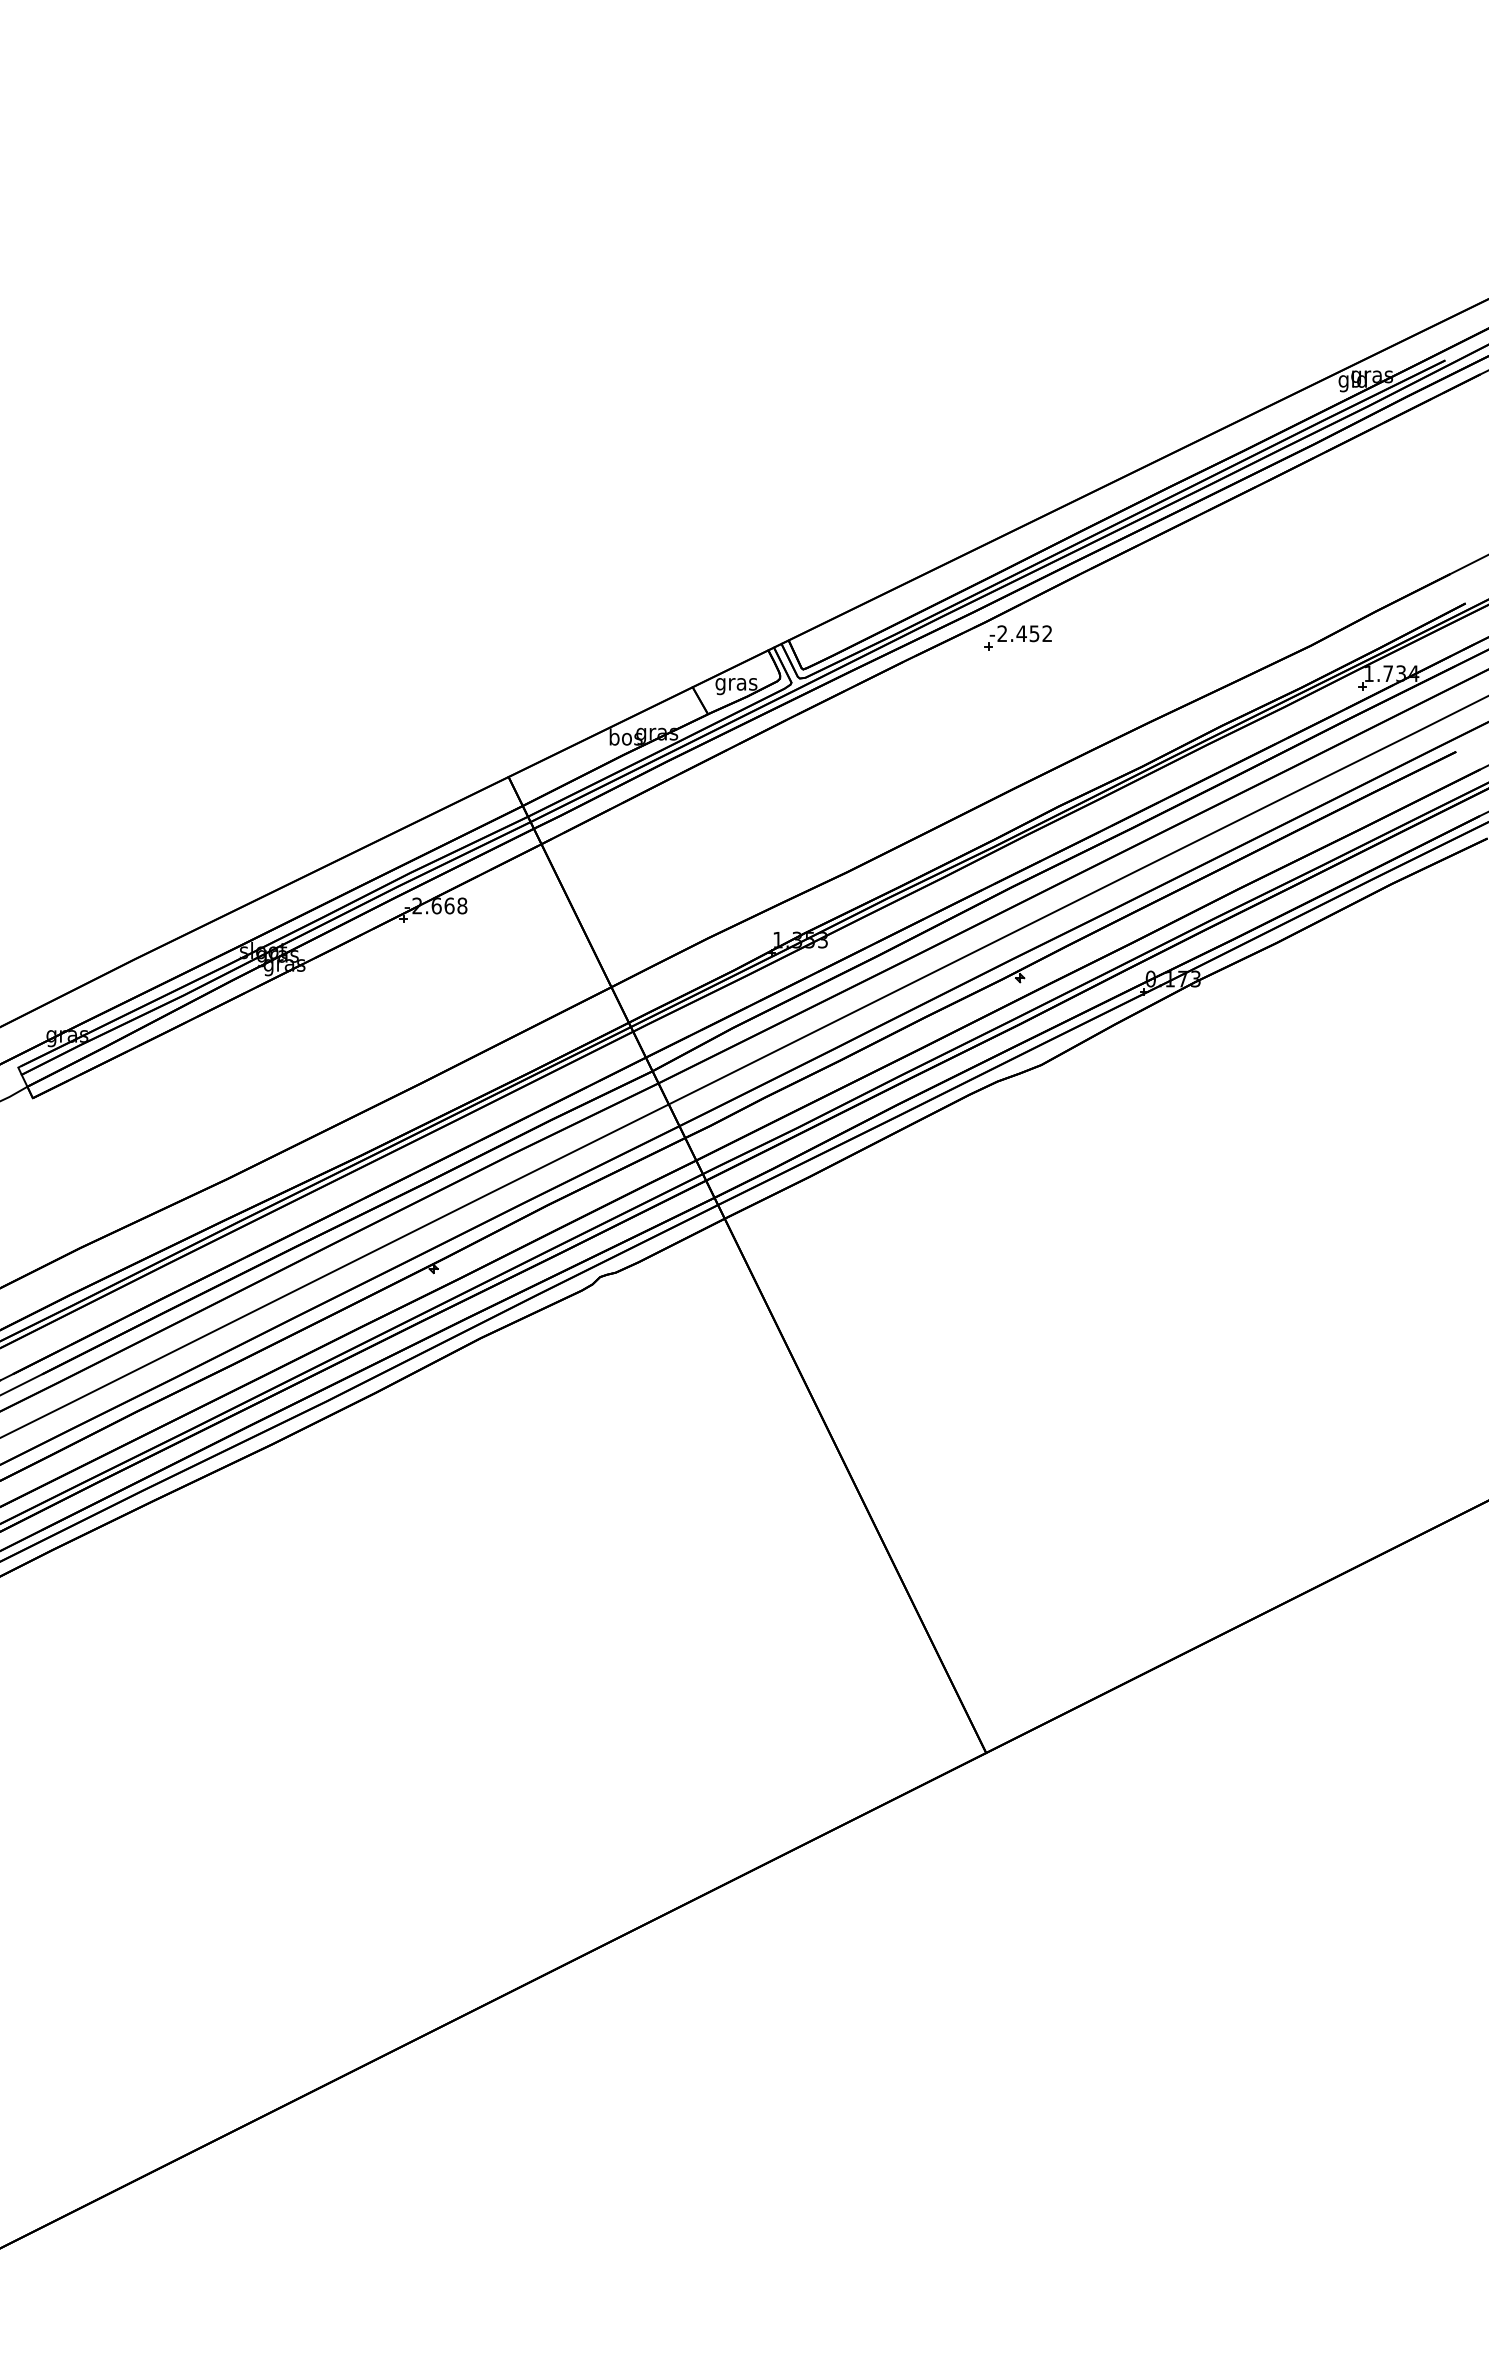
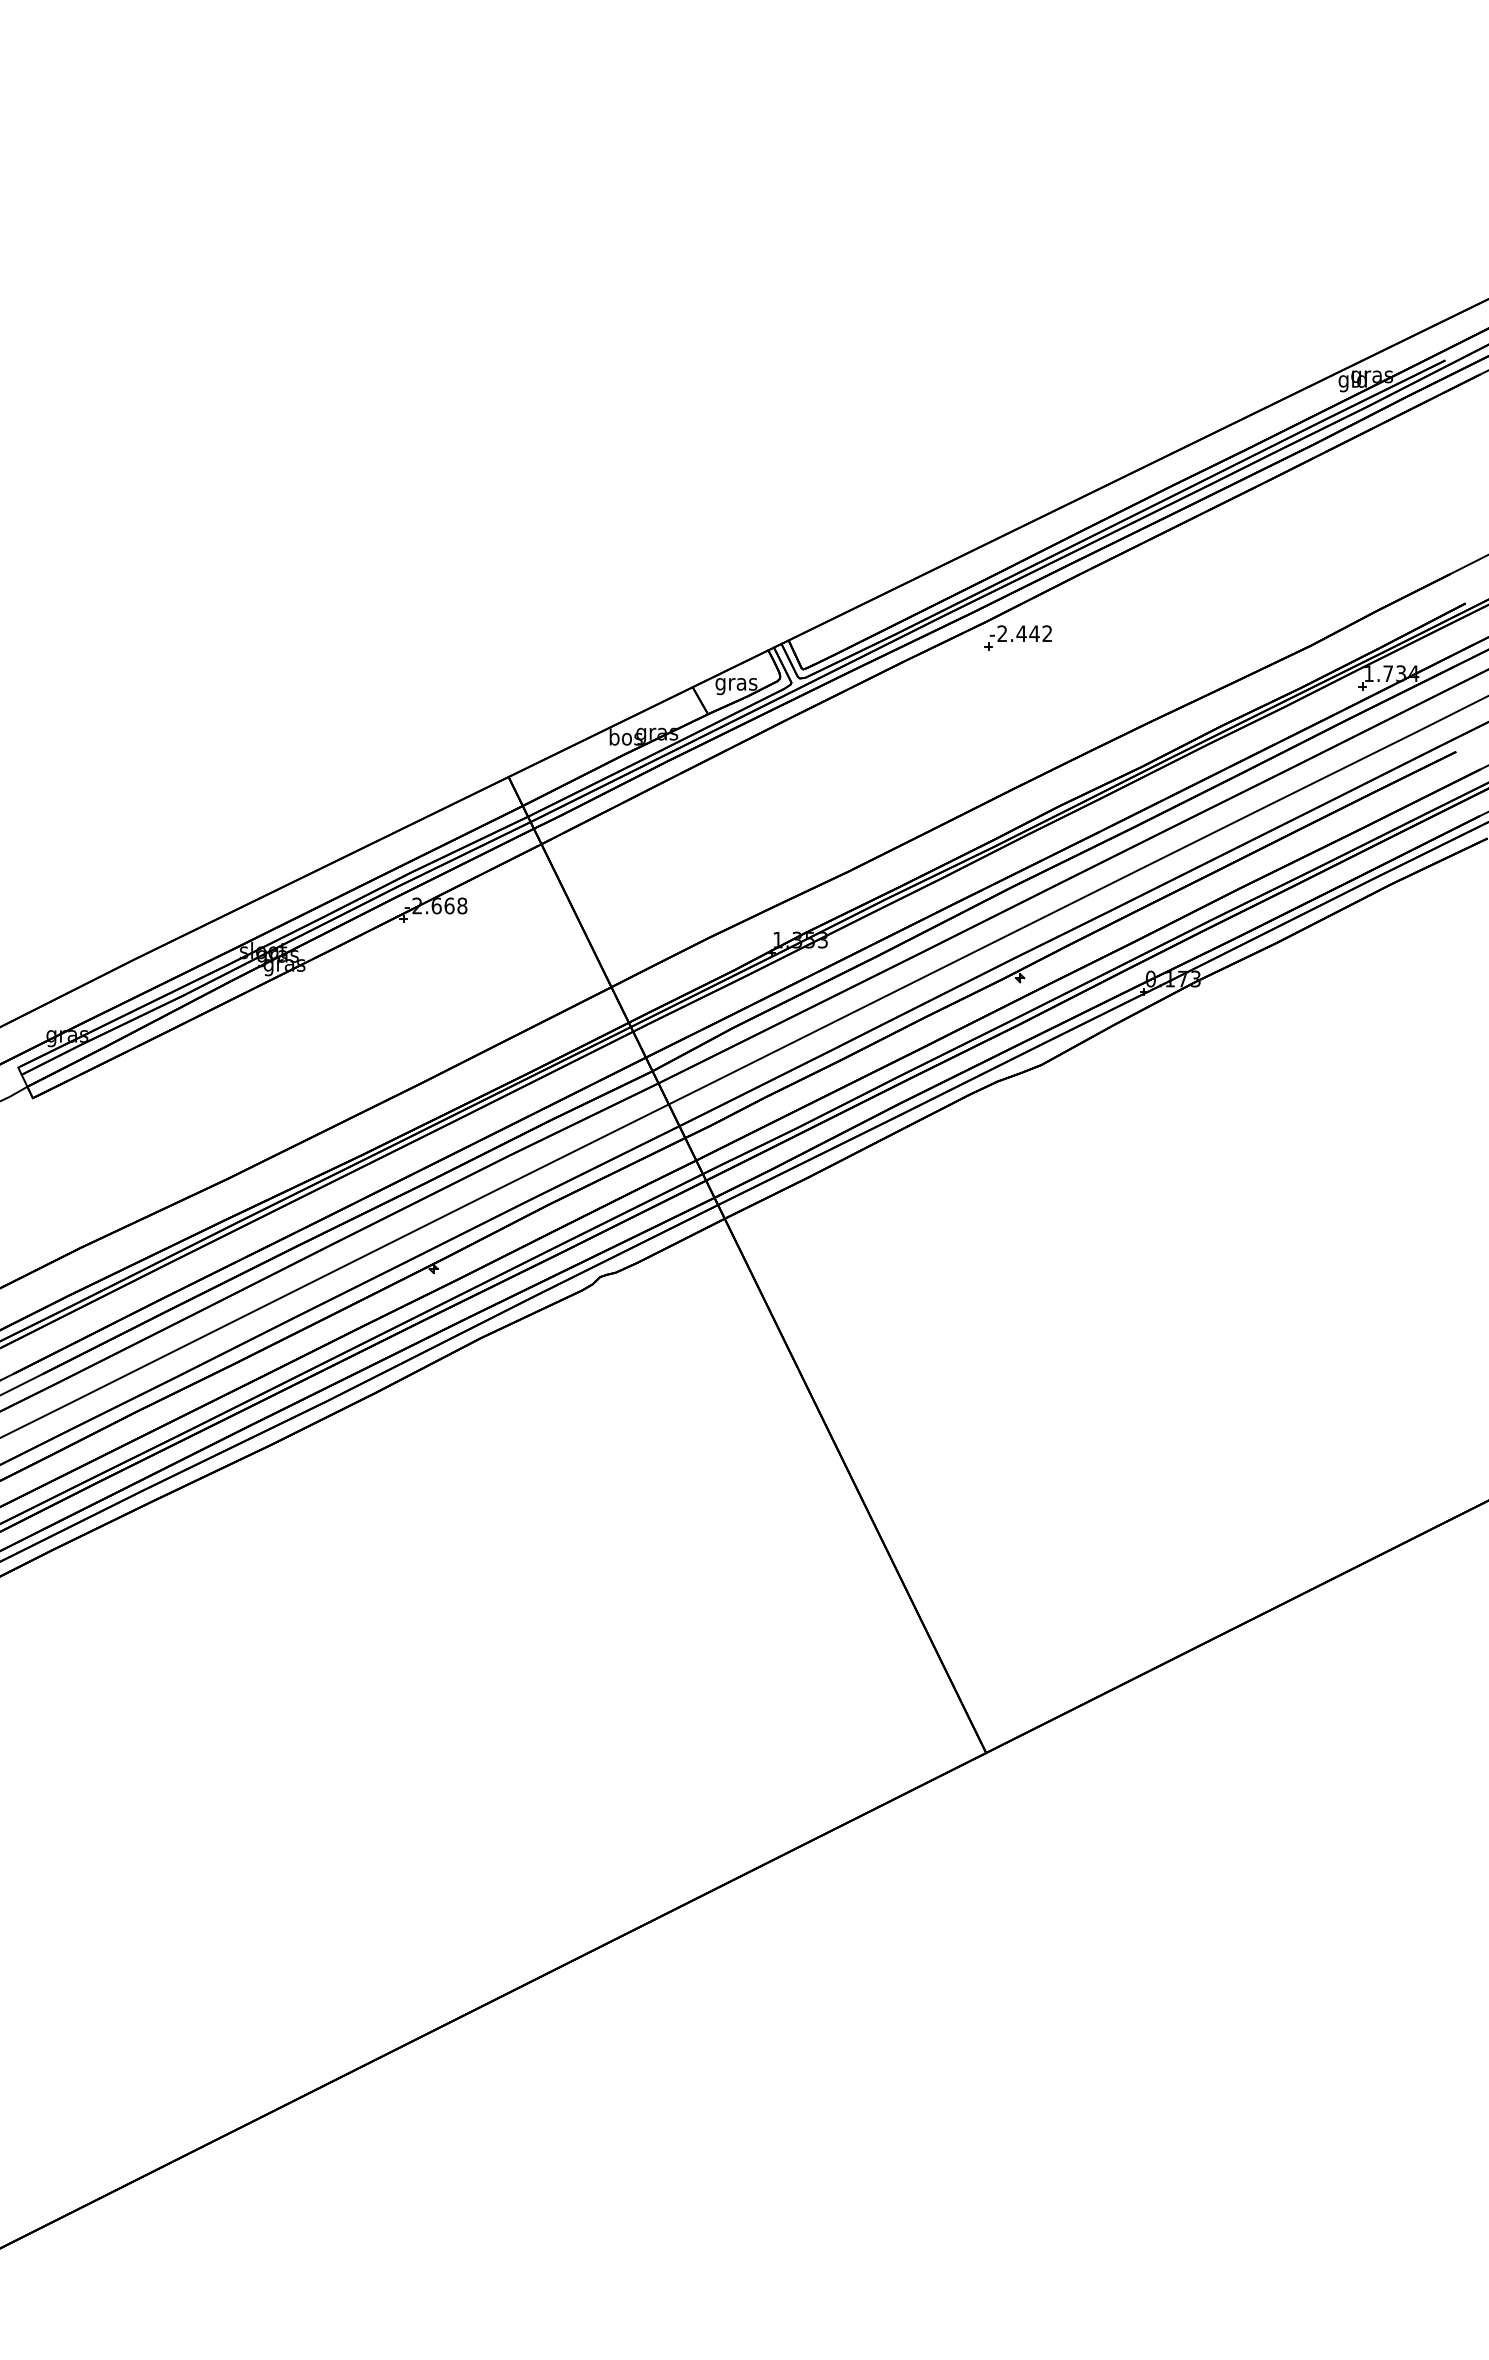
text: -2.452 -> -2.442 (1034, 633)
